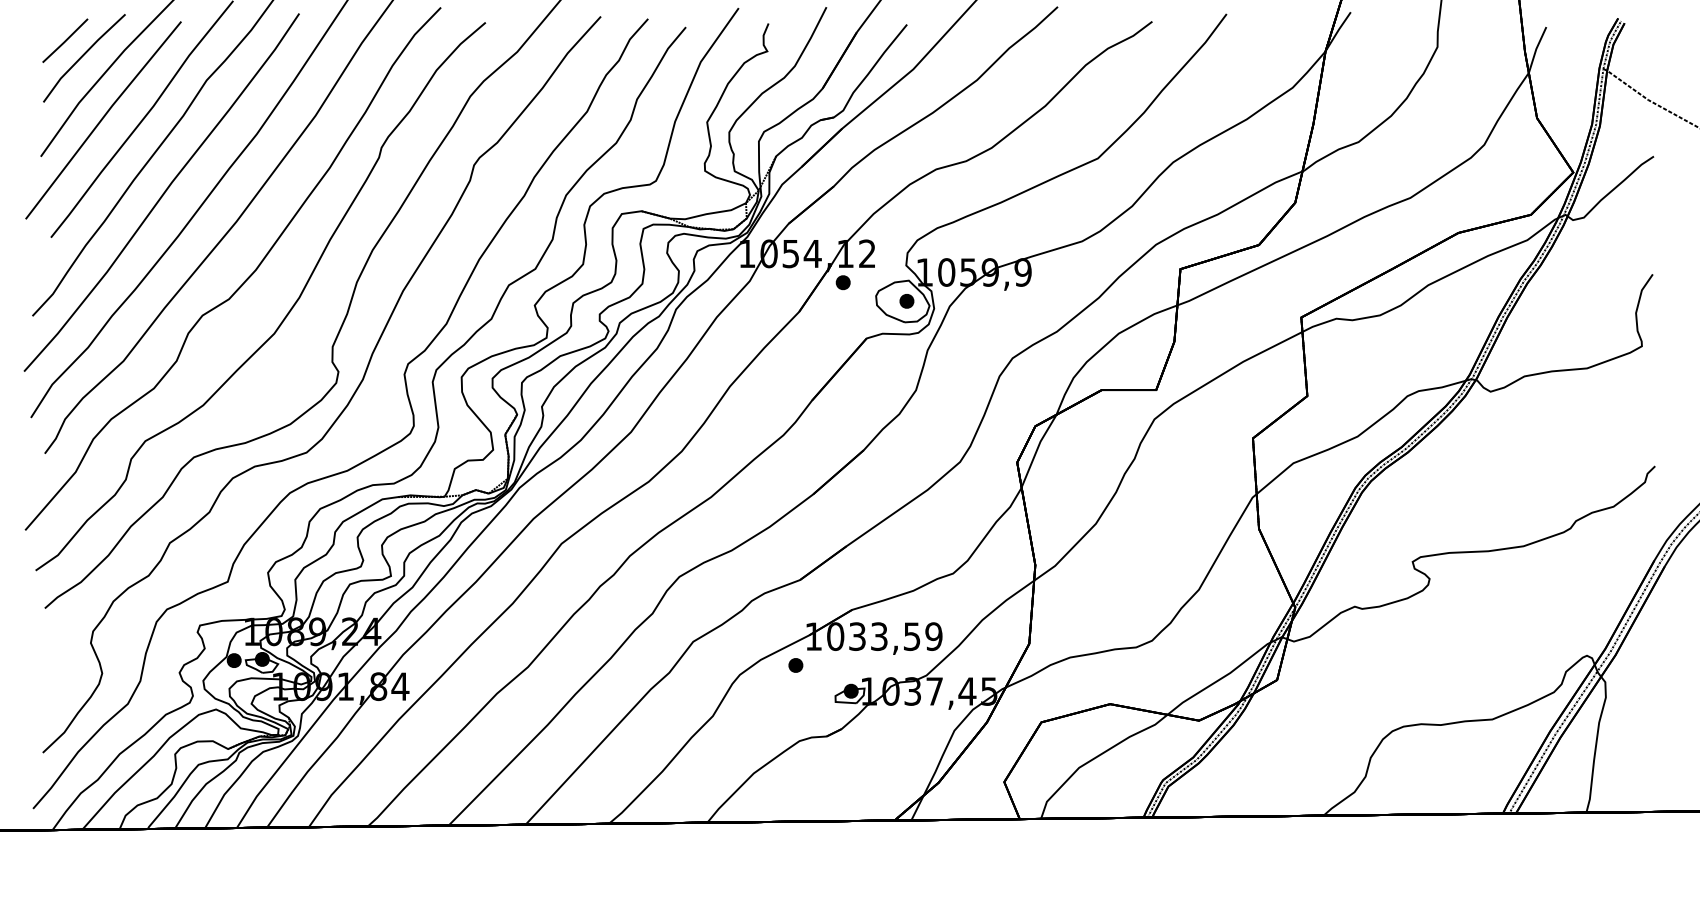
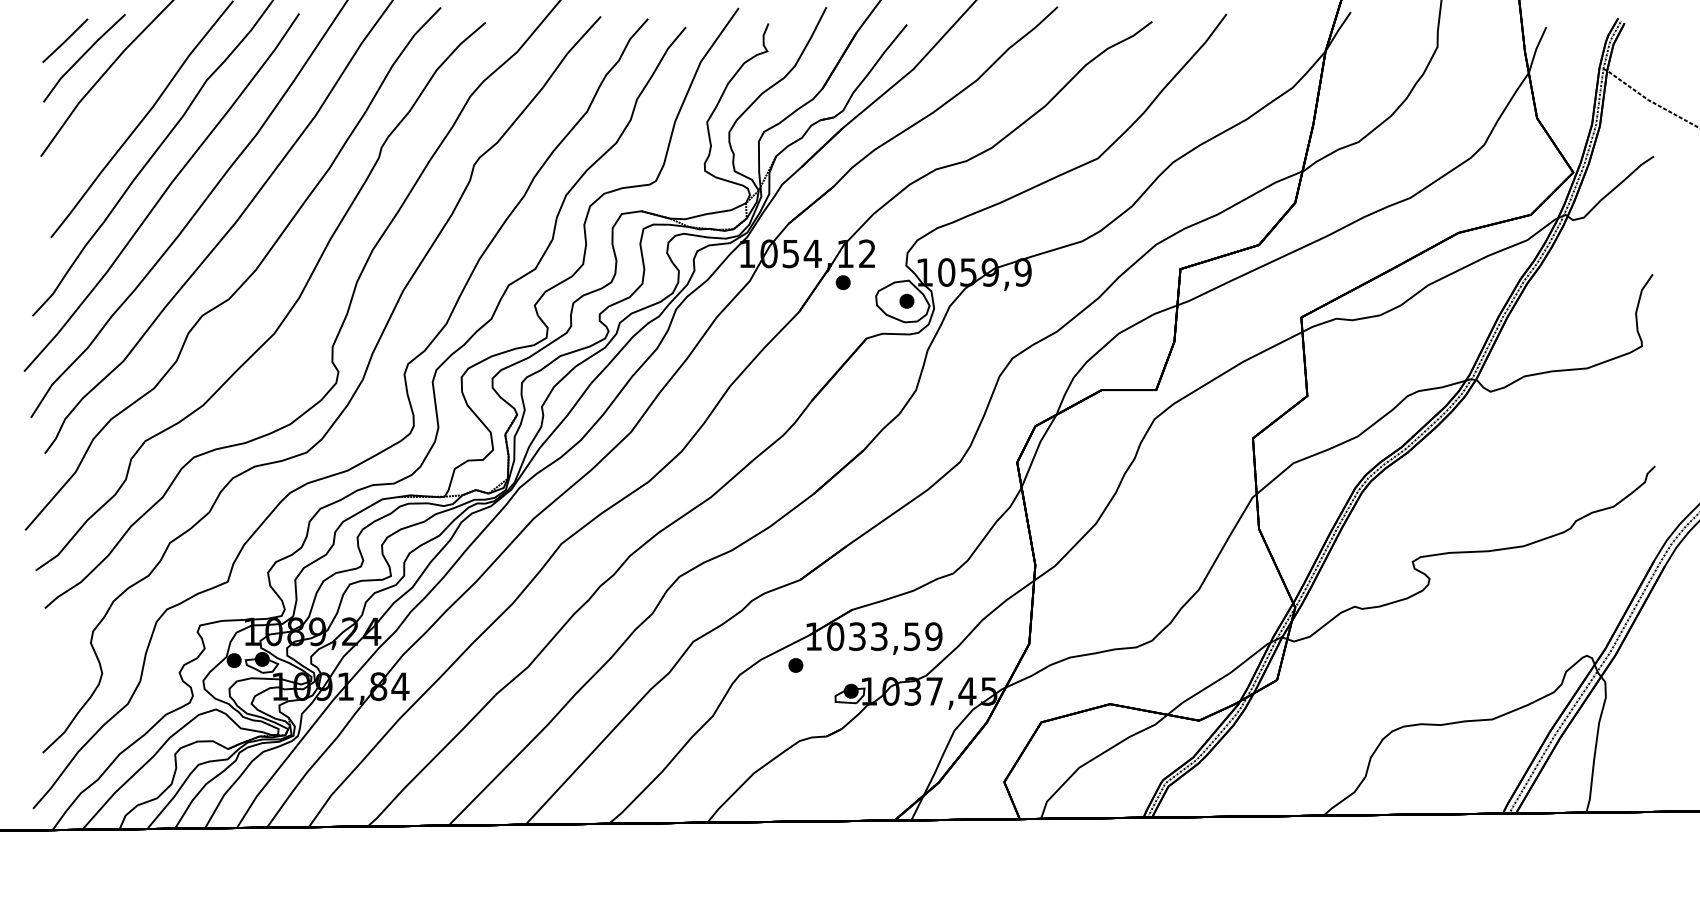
part: present -> none (103, 120)
